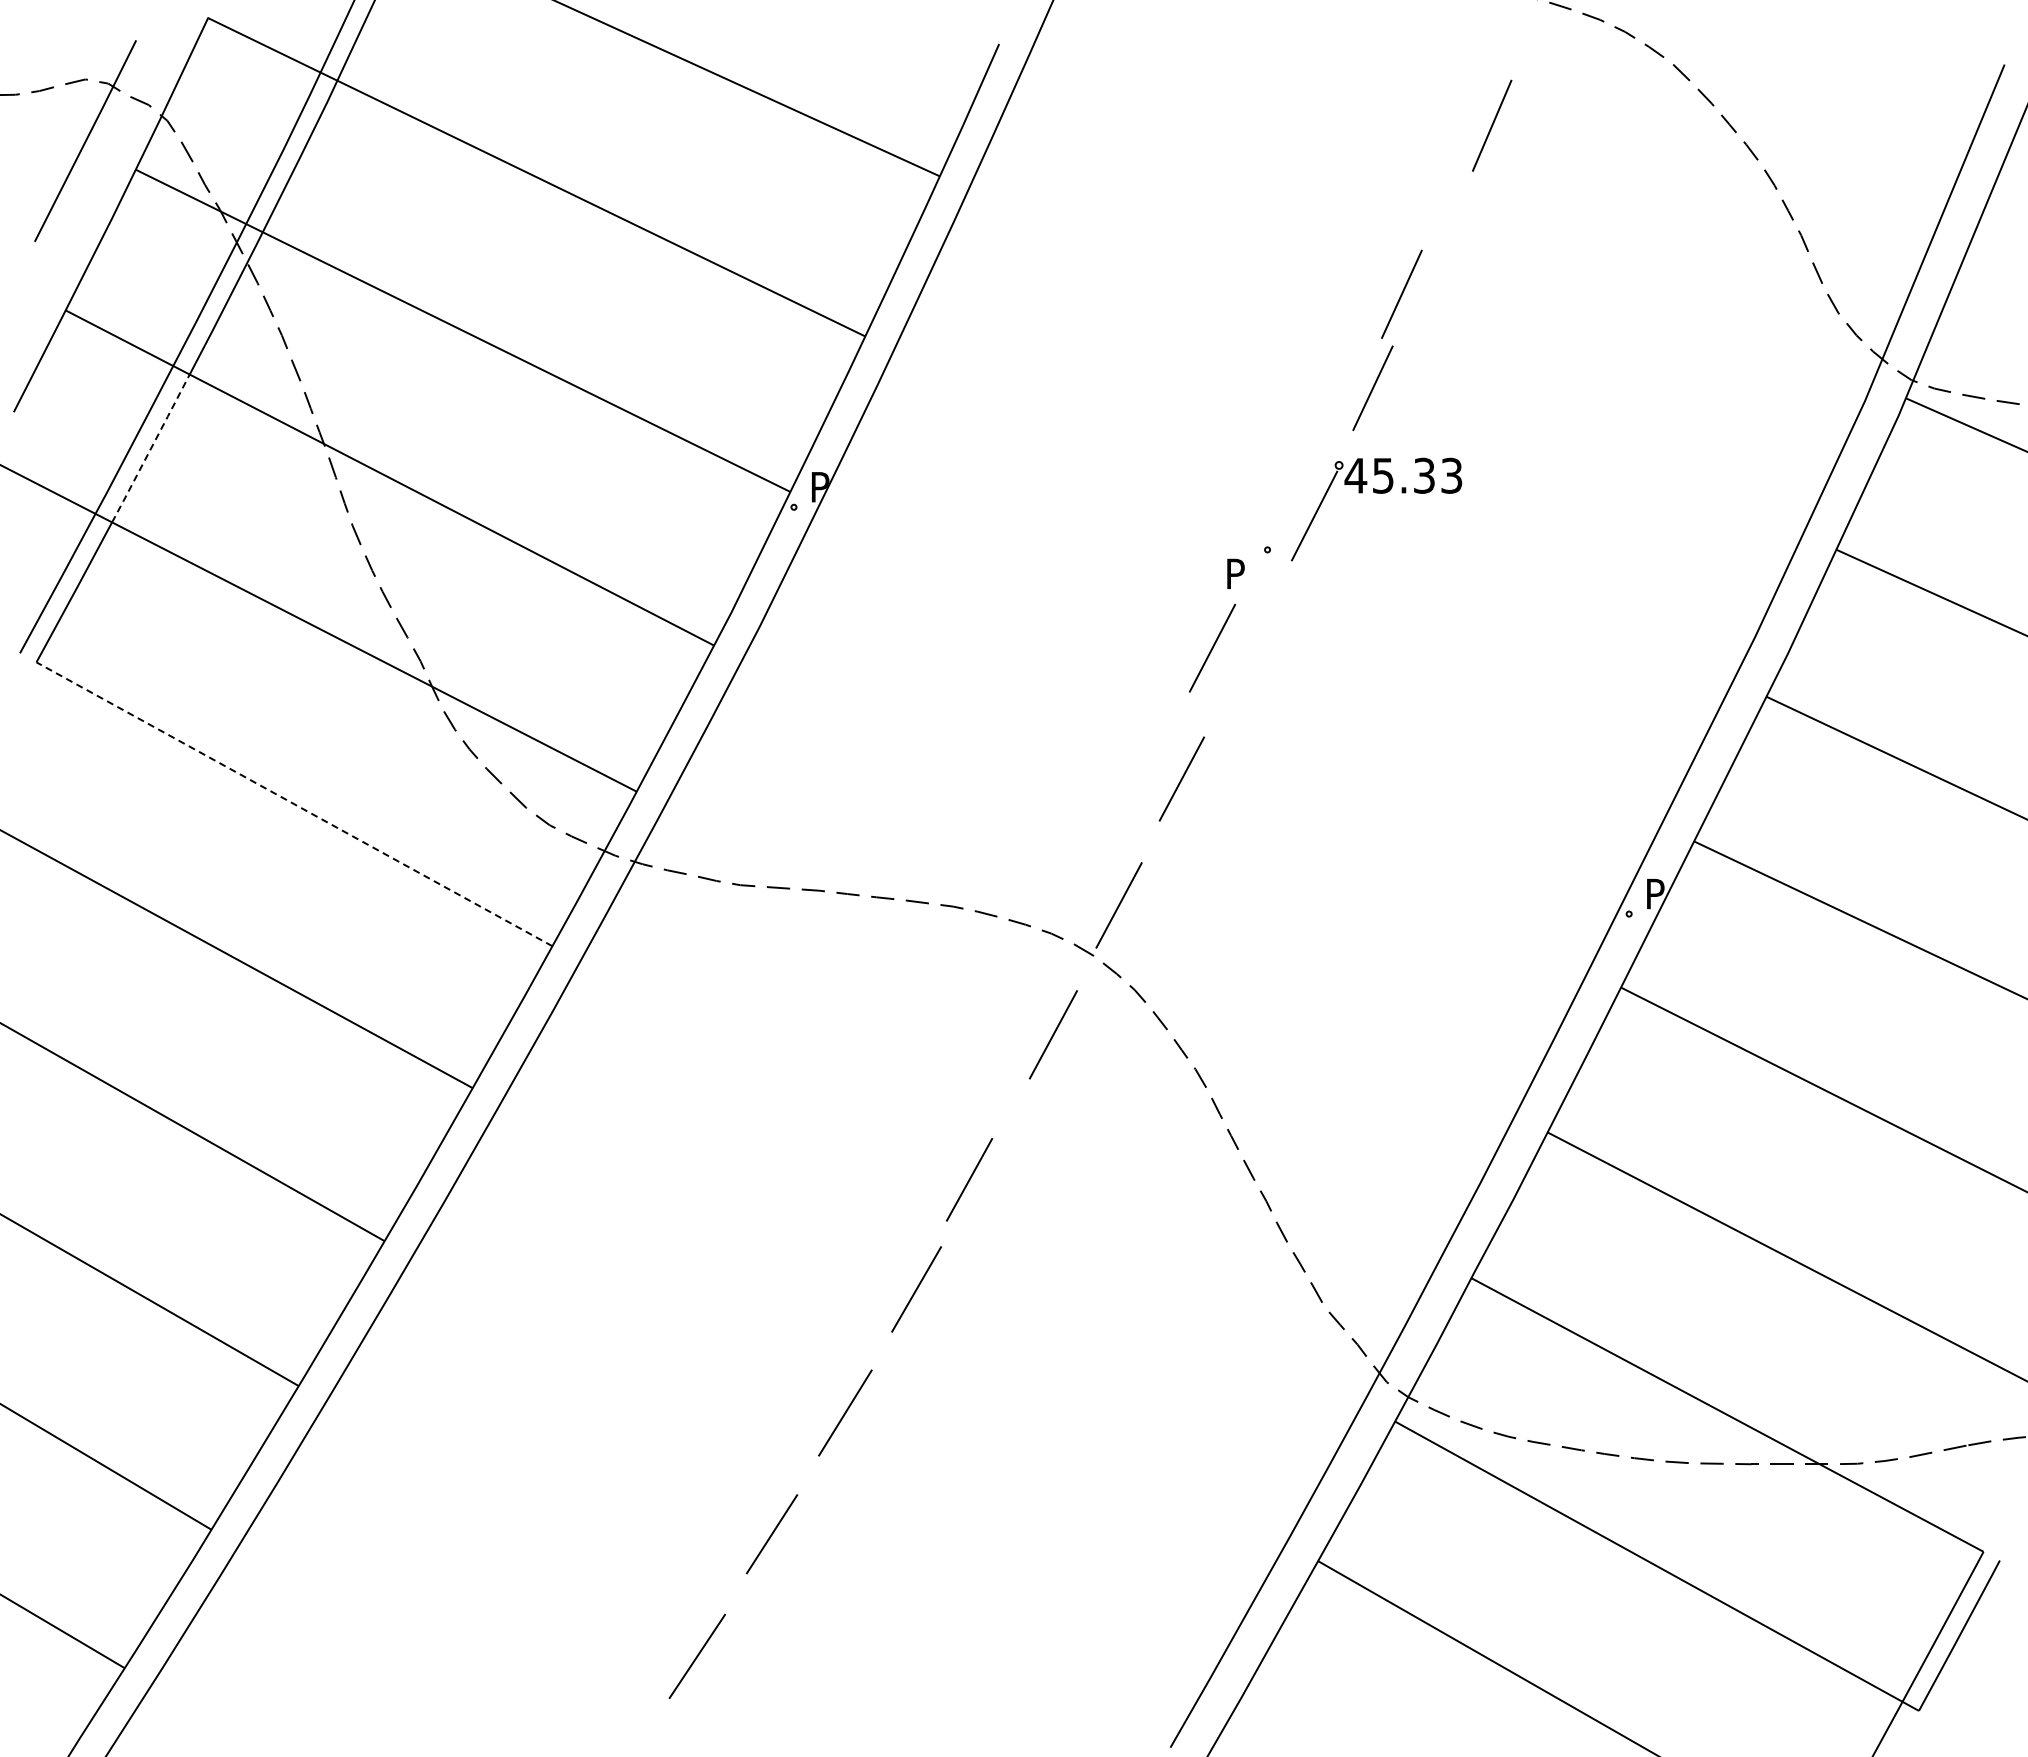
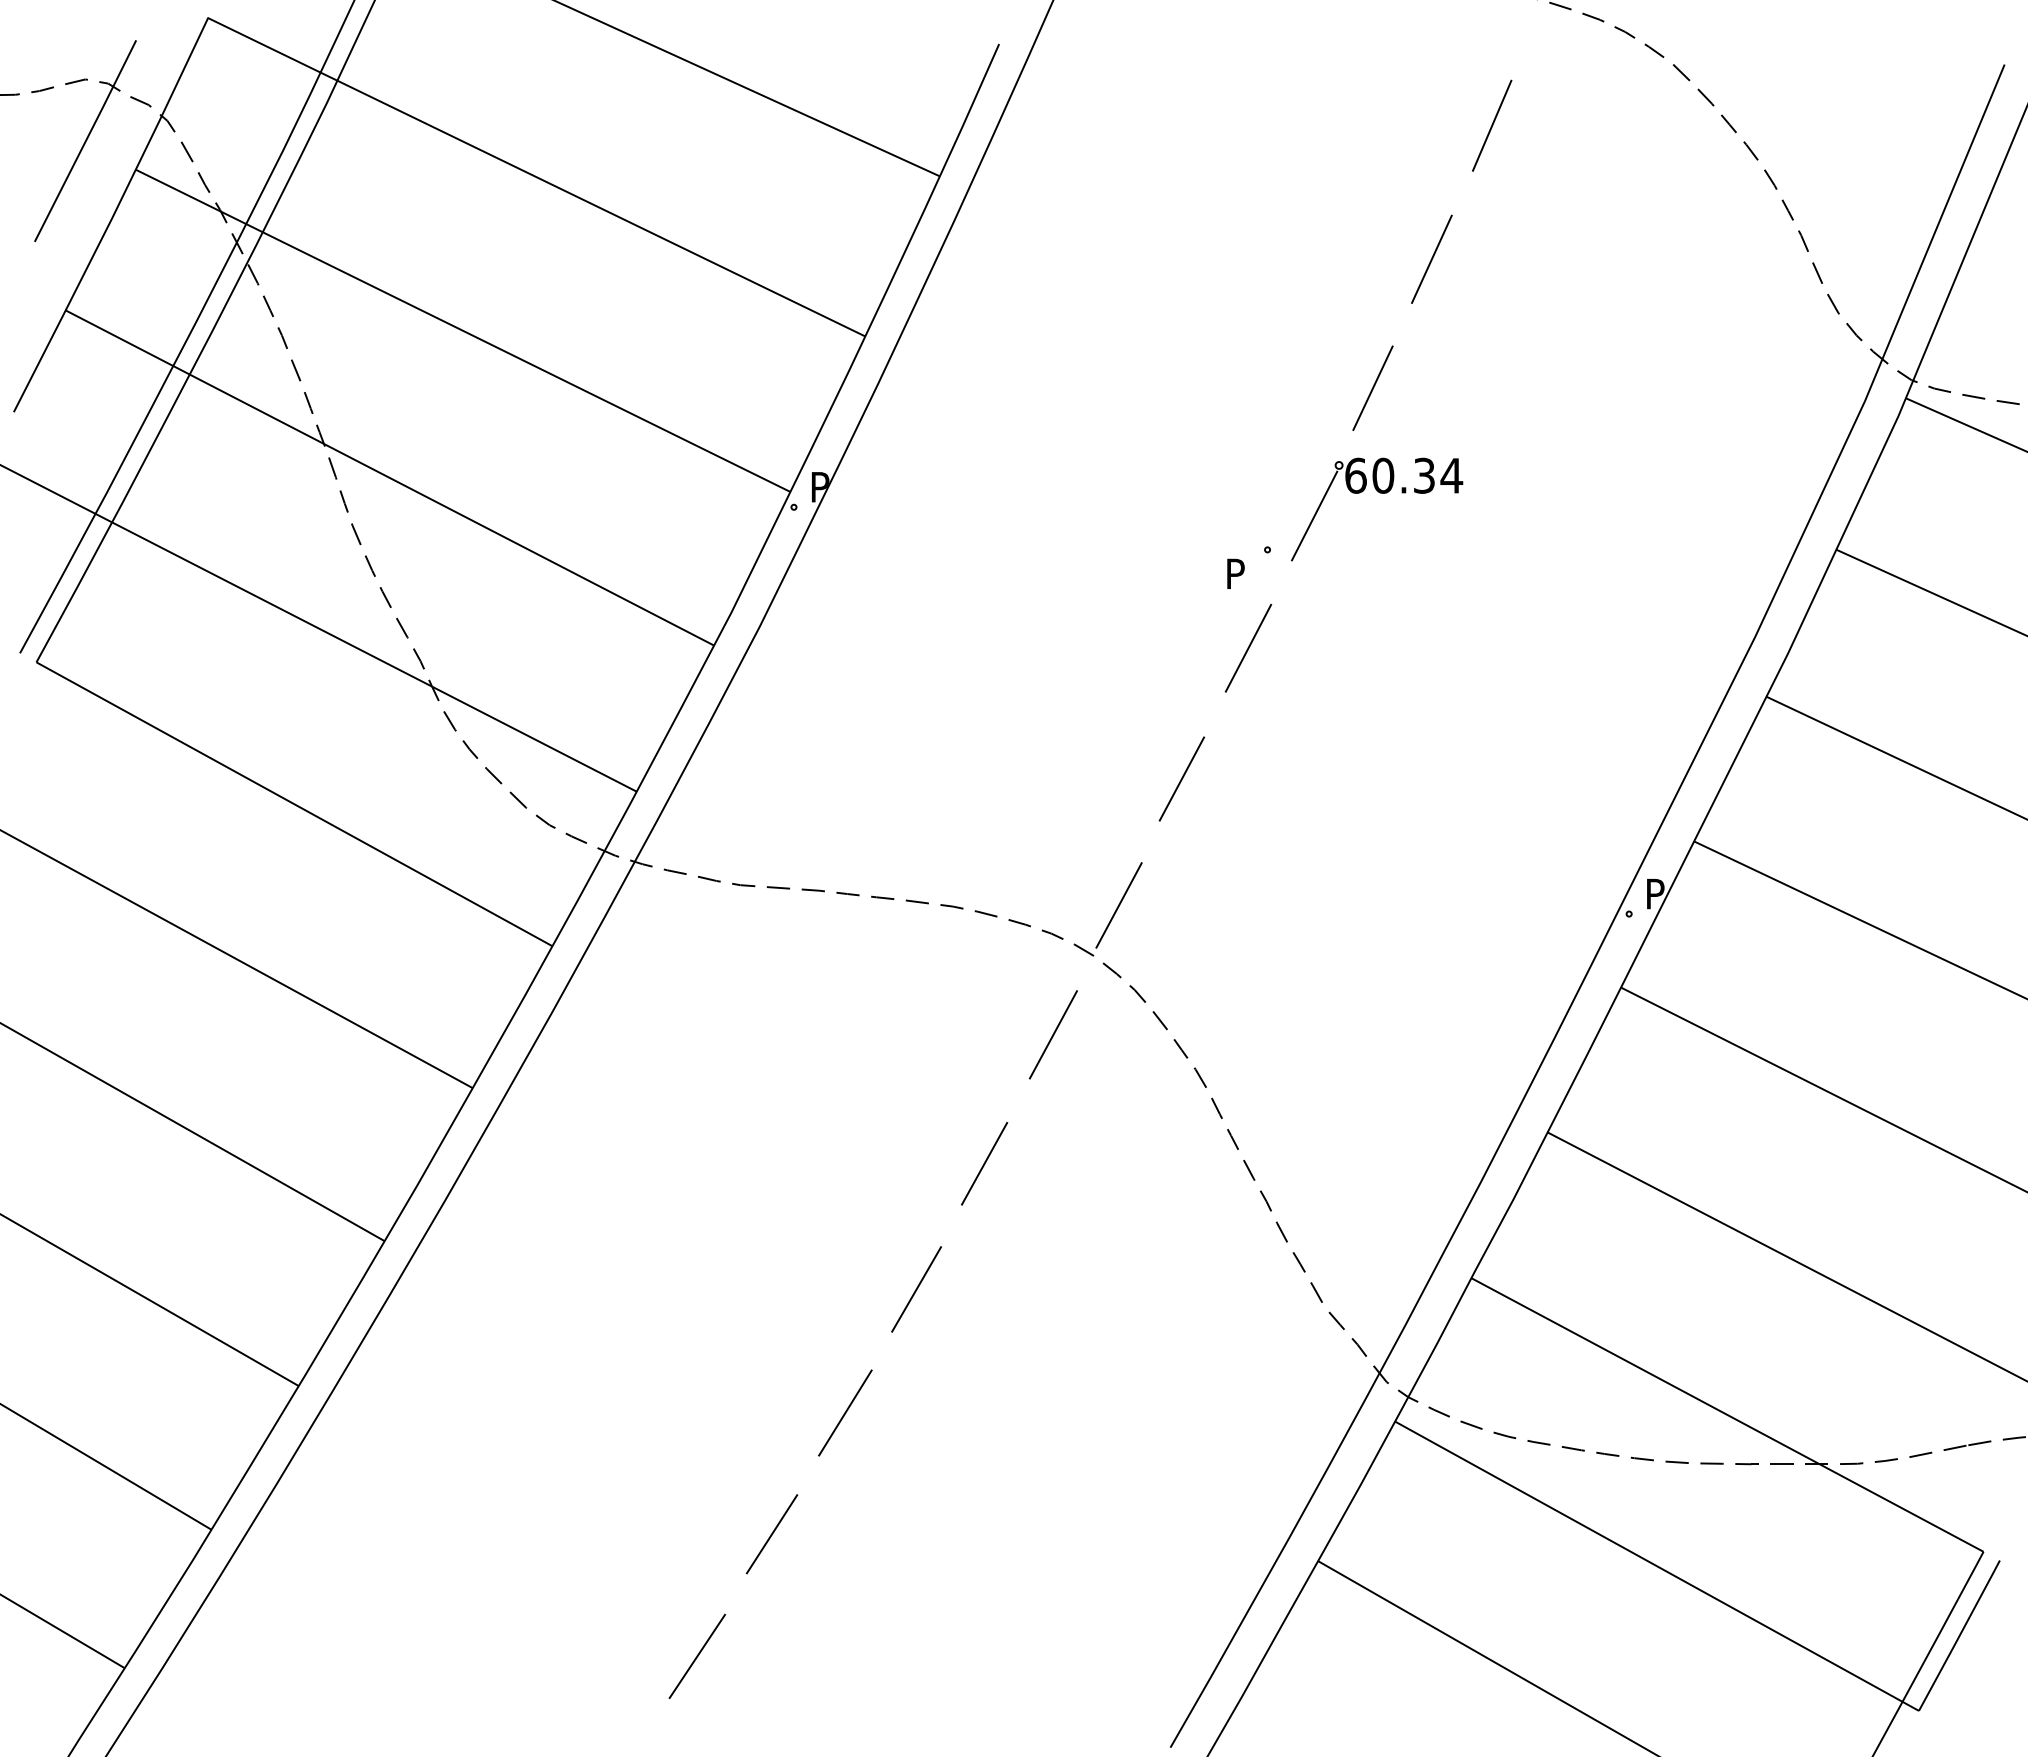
line position: (1401, 293) -> (1431, 258) (1431, 258)
line: dashed -> solid (151, 448)
text: 45.33 -> 60.34 (1403, 475)
line position: (1212, 647) -> (1248, 647) (1248, 647)
line: dashed -> solid (293, 804)
line position: (969, 1179) -> (984, 1163) (984, 1163)
